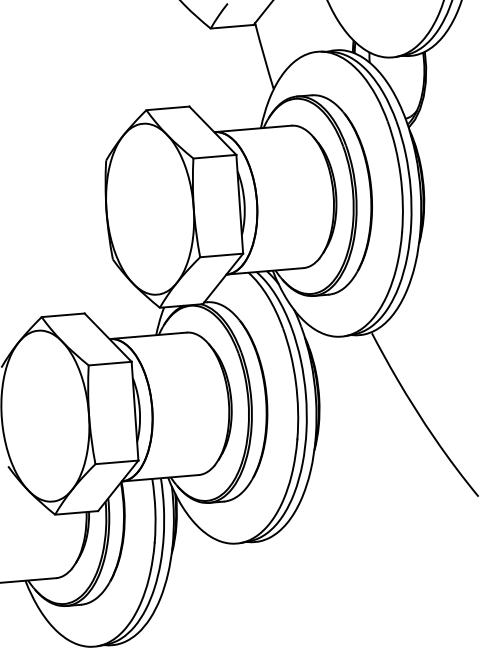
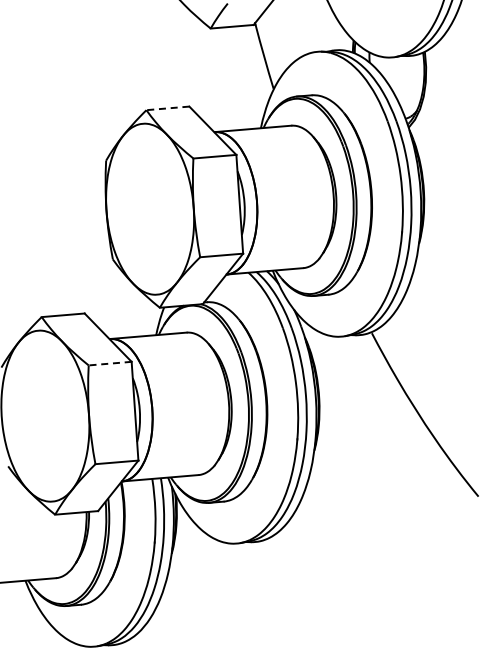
line: solid -> dashed (167, 108)
line: solid -> dashed (110, 363)
